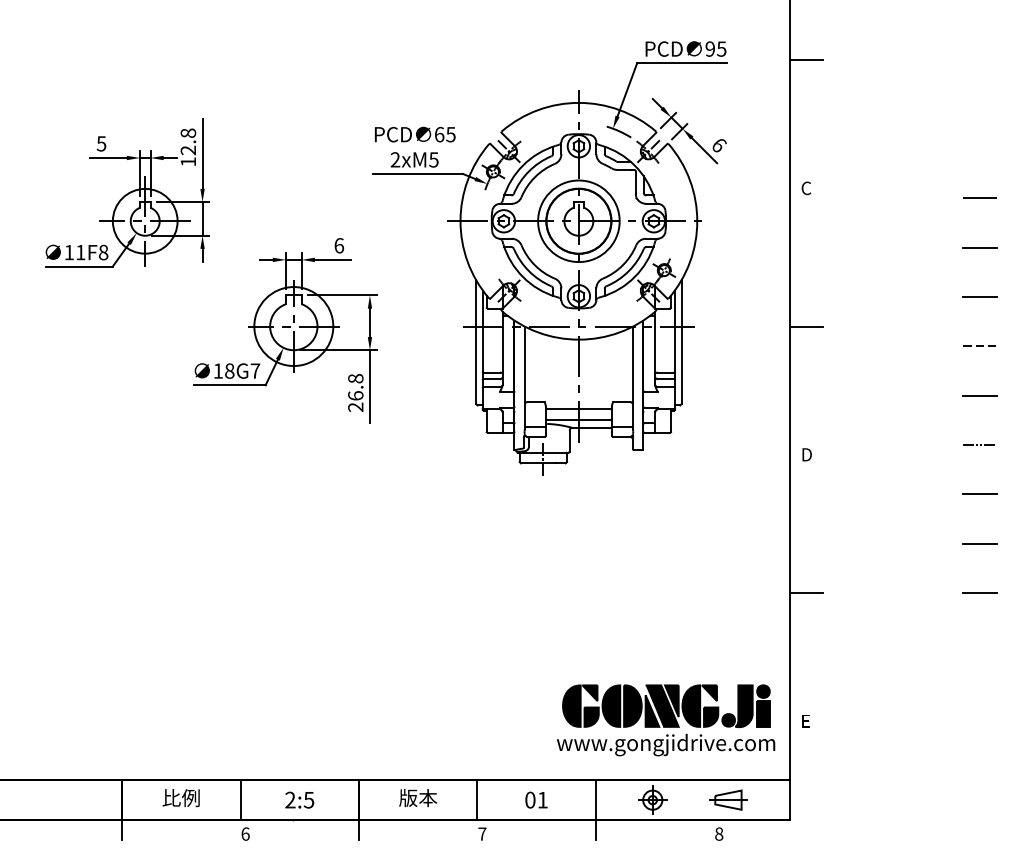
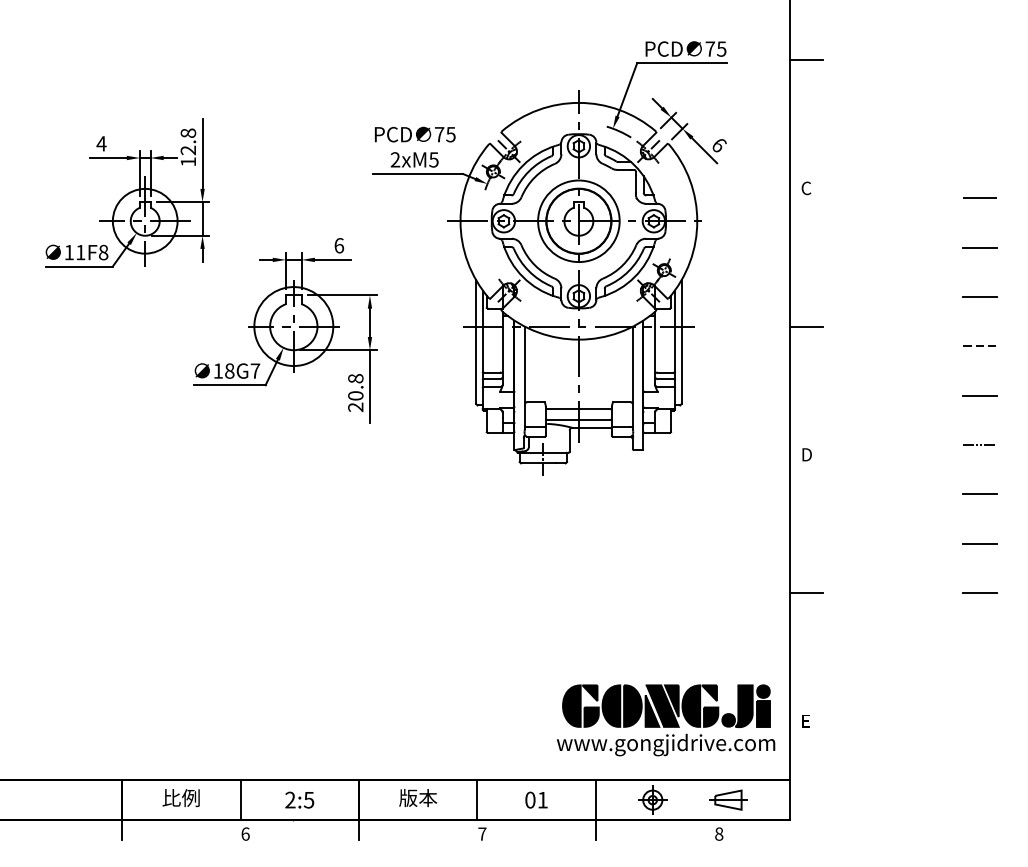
text: 95 -> 75 (710, 48)
text: 65 -> 75 (439, 134)
text: 5 -> 4 (101, 143)
text: 26.8 -> 20.8 (355, 395)
